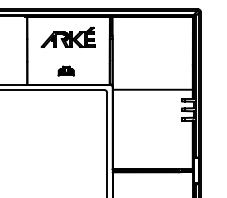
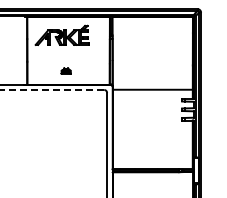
part position: (67, 36) -> (61, 34) (61, 34)
part size: 18x12 px -> 12x8 px (65, 70)
line: solid -> dashed (52, 89)
